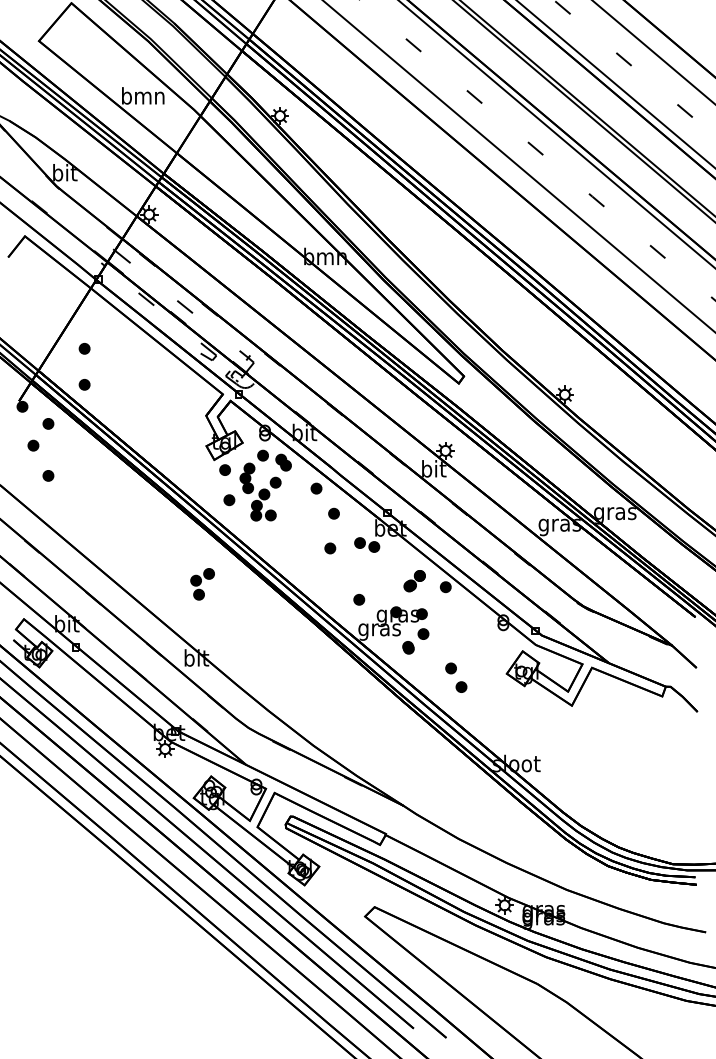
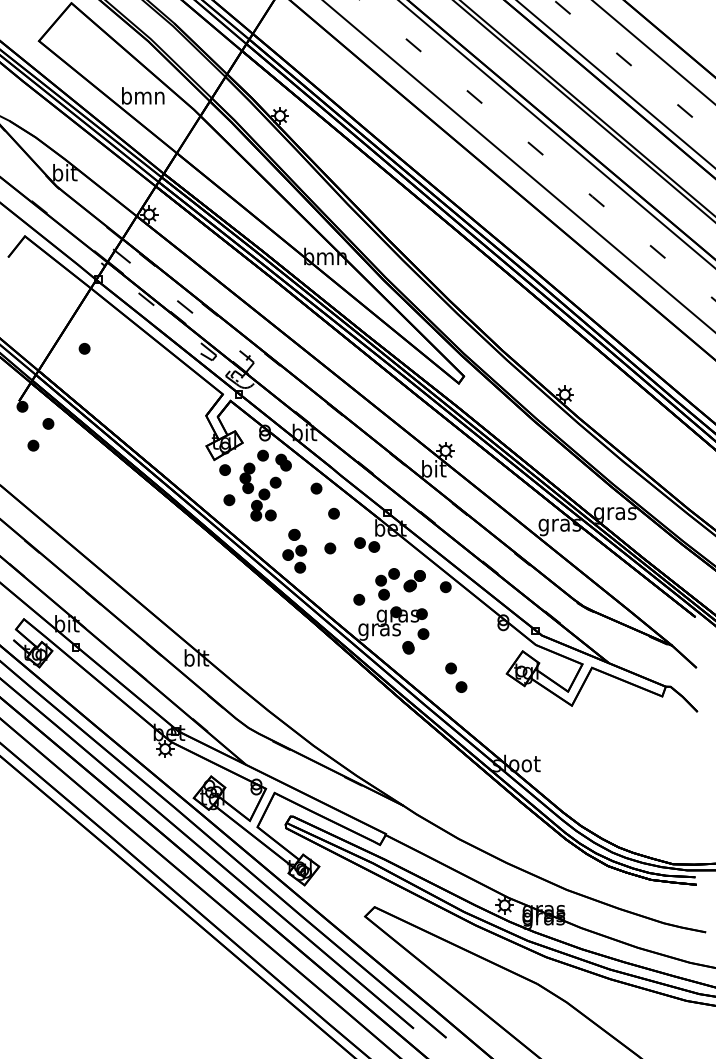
part: present -> none (84, 384)
part: present -> none (48, 475)
part: none -> present (294, 550)
part position: (202, 584) -> (387, 584) (387, 584)
